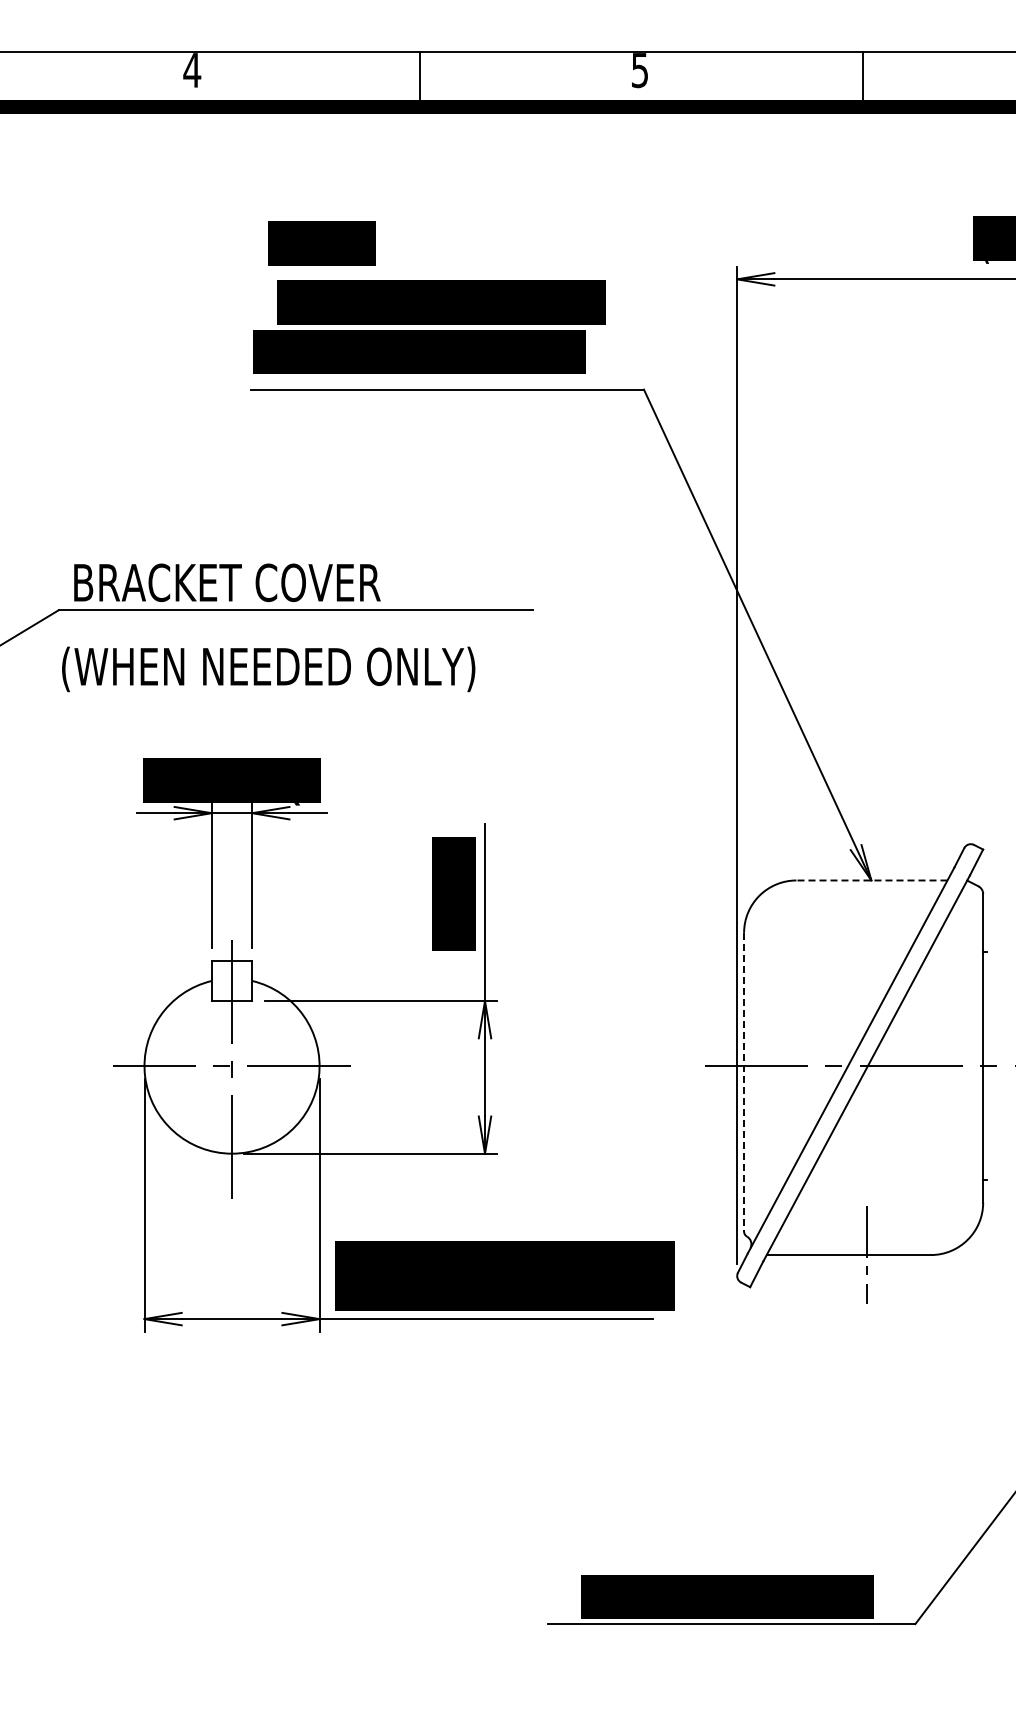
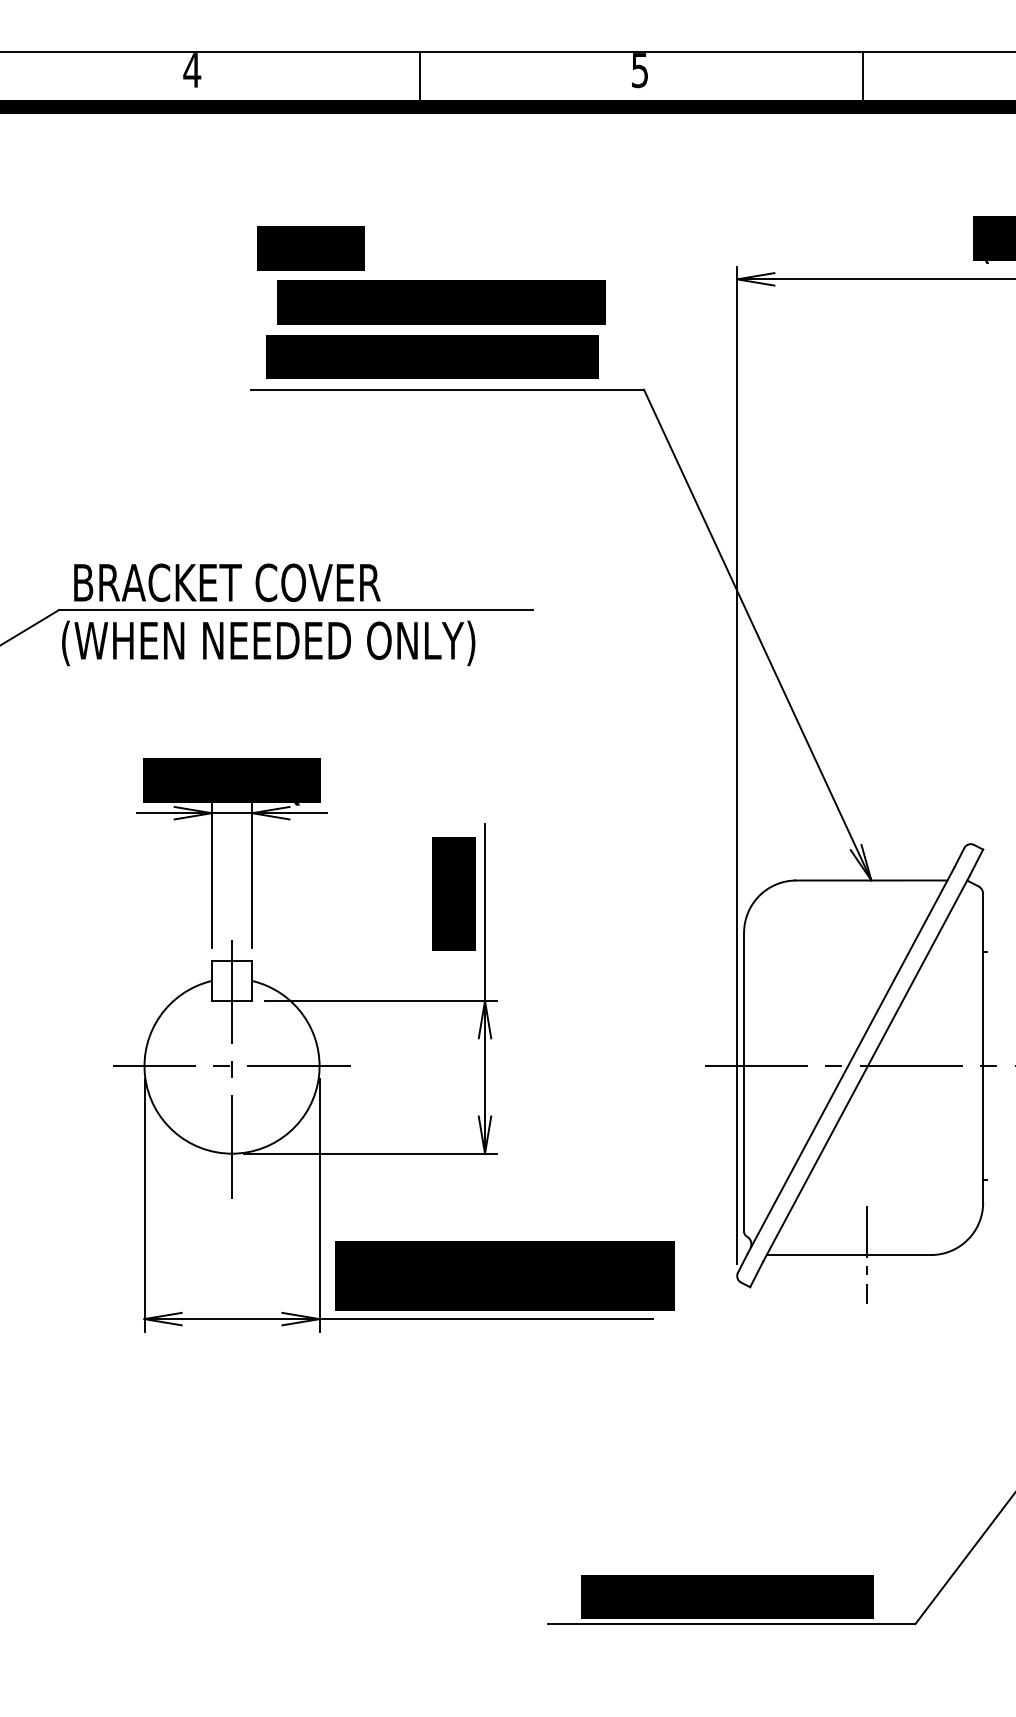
text position: (321, 243) -> (310, 248) (310, 248)
text position: (419, 351) -> (432, 356) (432, 356)
text position: (268, 669) -> (268, 643) (268, 643)
line: dashed -> solid (870, 880)
line: dashed -> solid (744, 1082)
